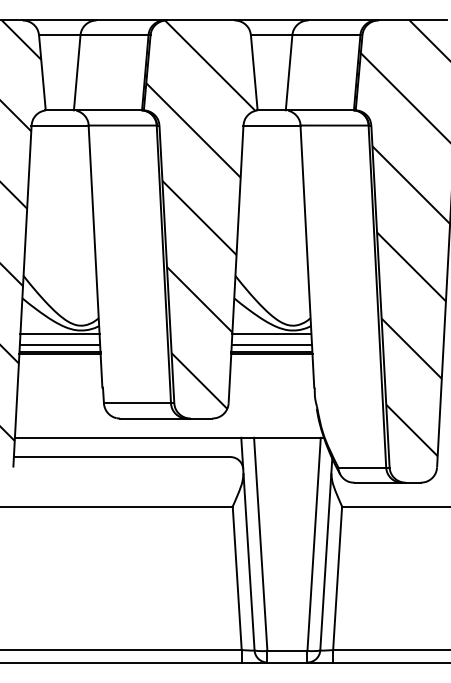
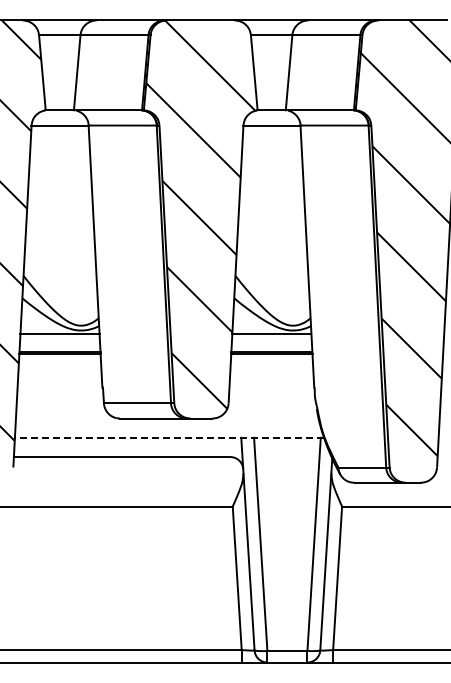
line: present -> none (59, 344)
line: present -> none (271, 344)
line: solid -> dashed (169, 437)
